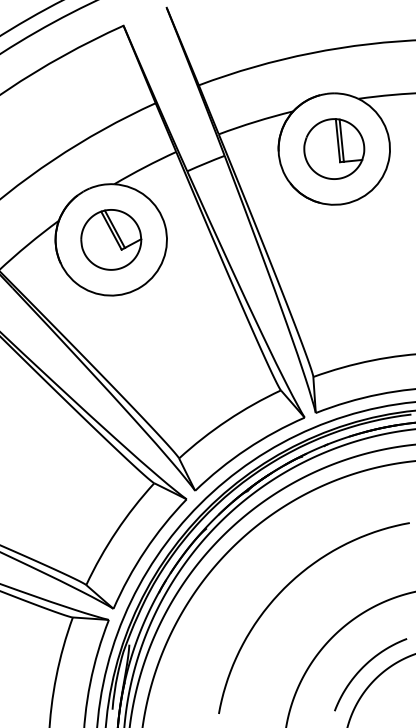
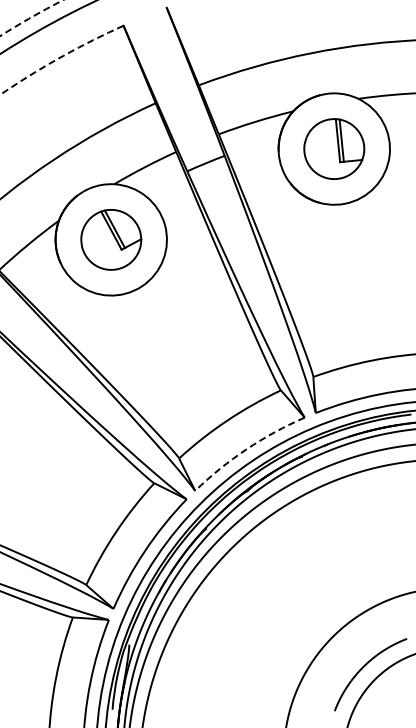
arc: solid -> dashed (30, 18)
arc: solid -> dashed (60, 57)
arc: solid -> dashed (246, 449)
curve: present -> none (285, 588)
